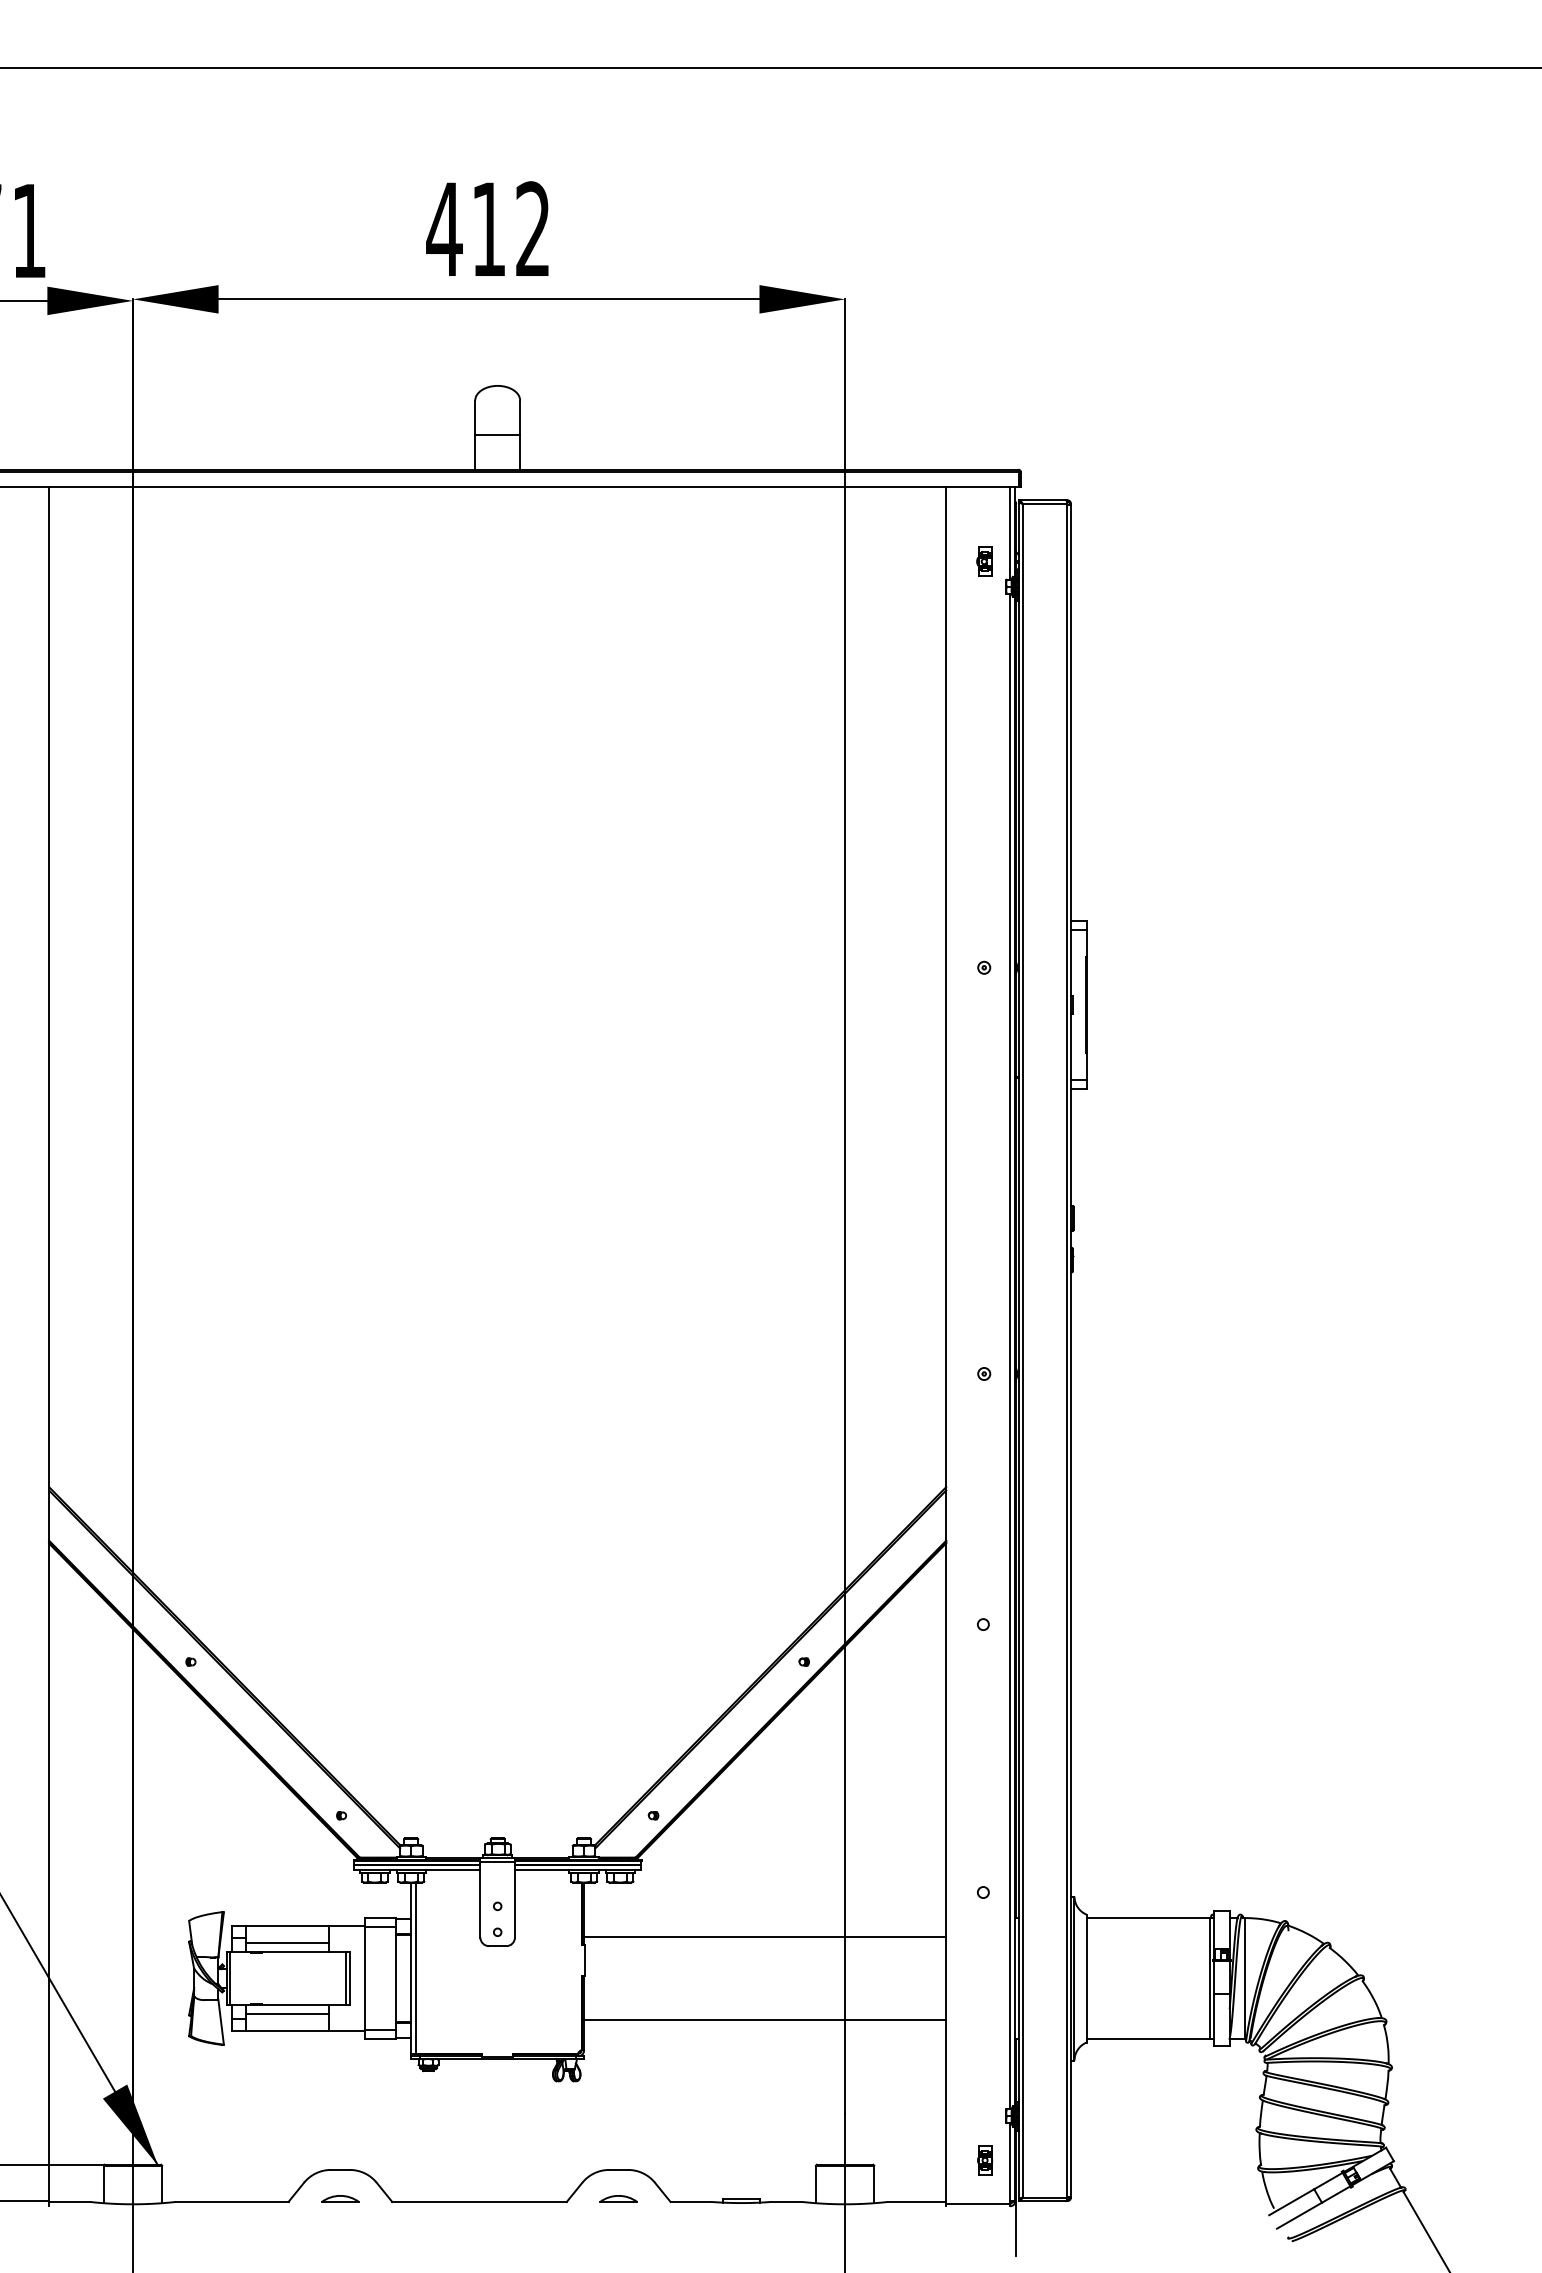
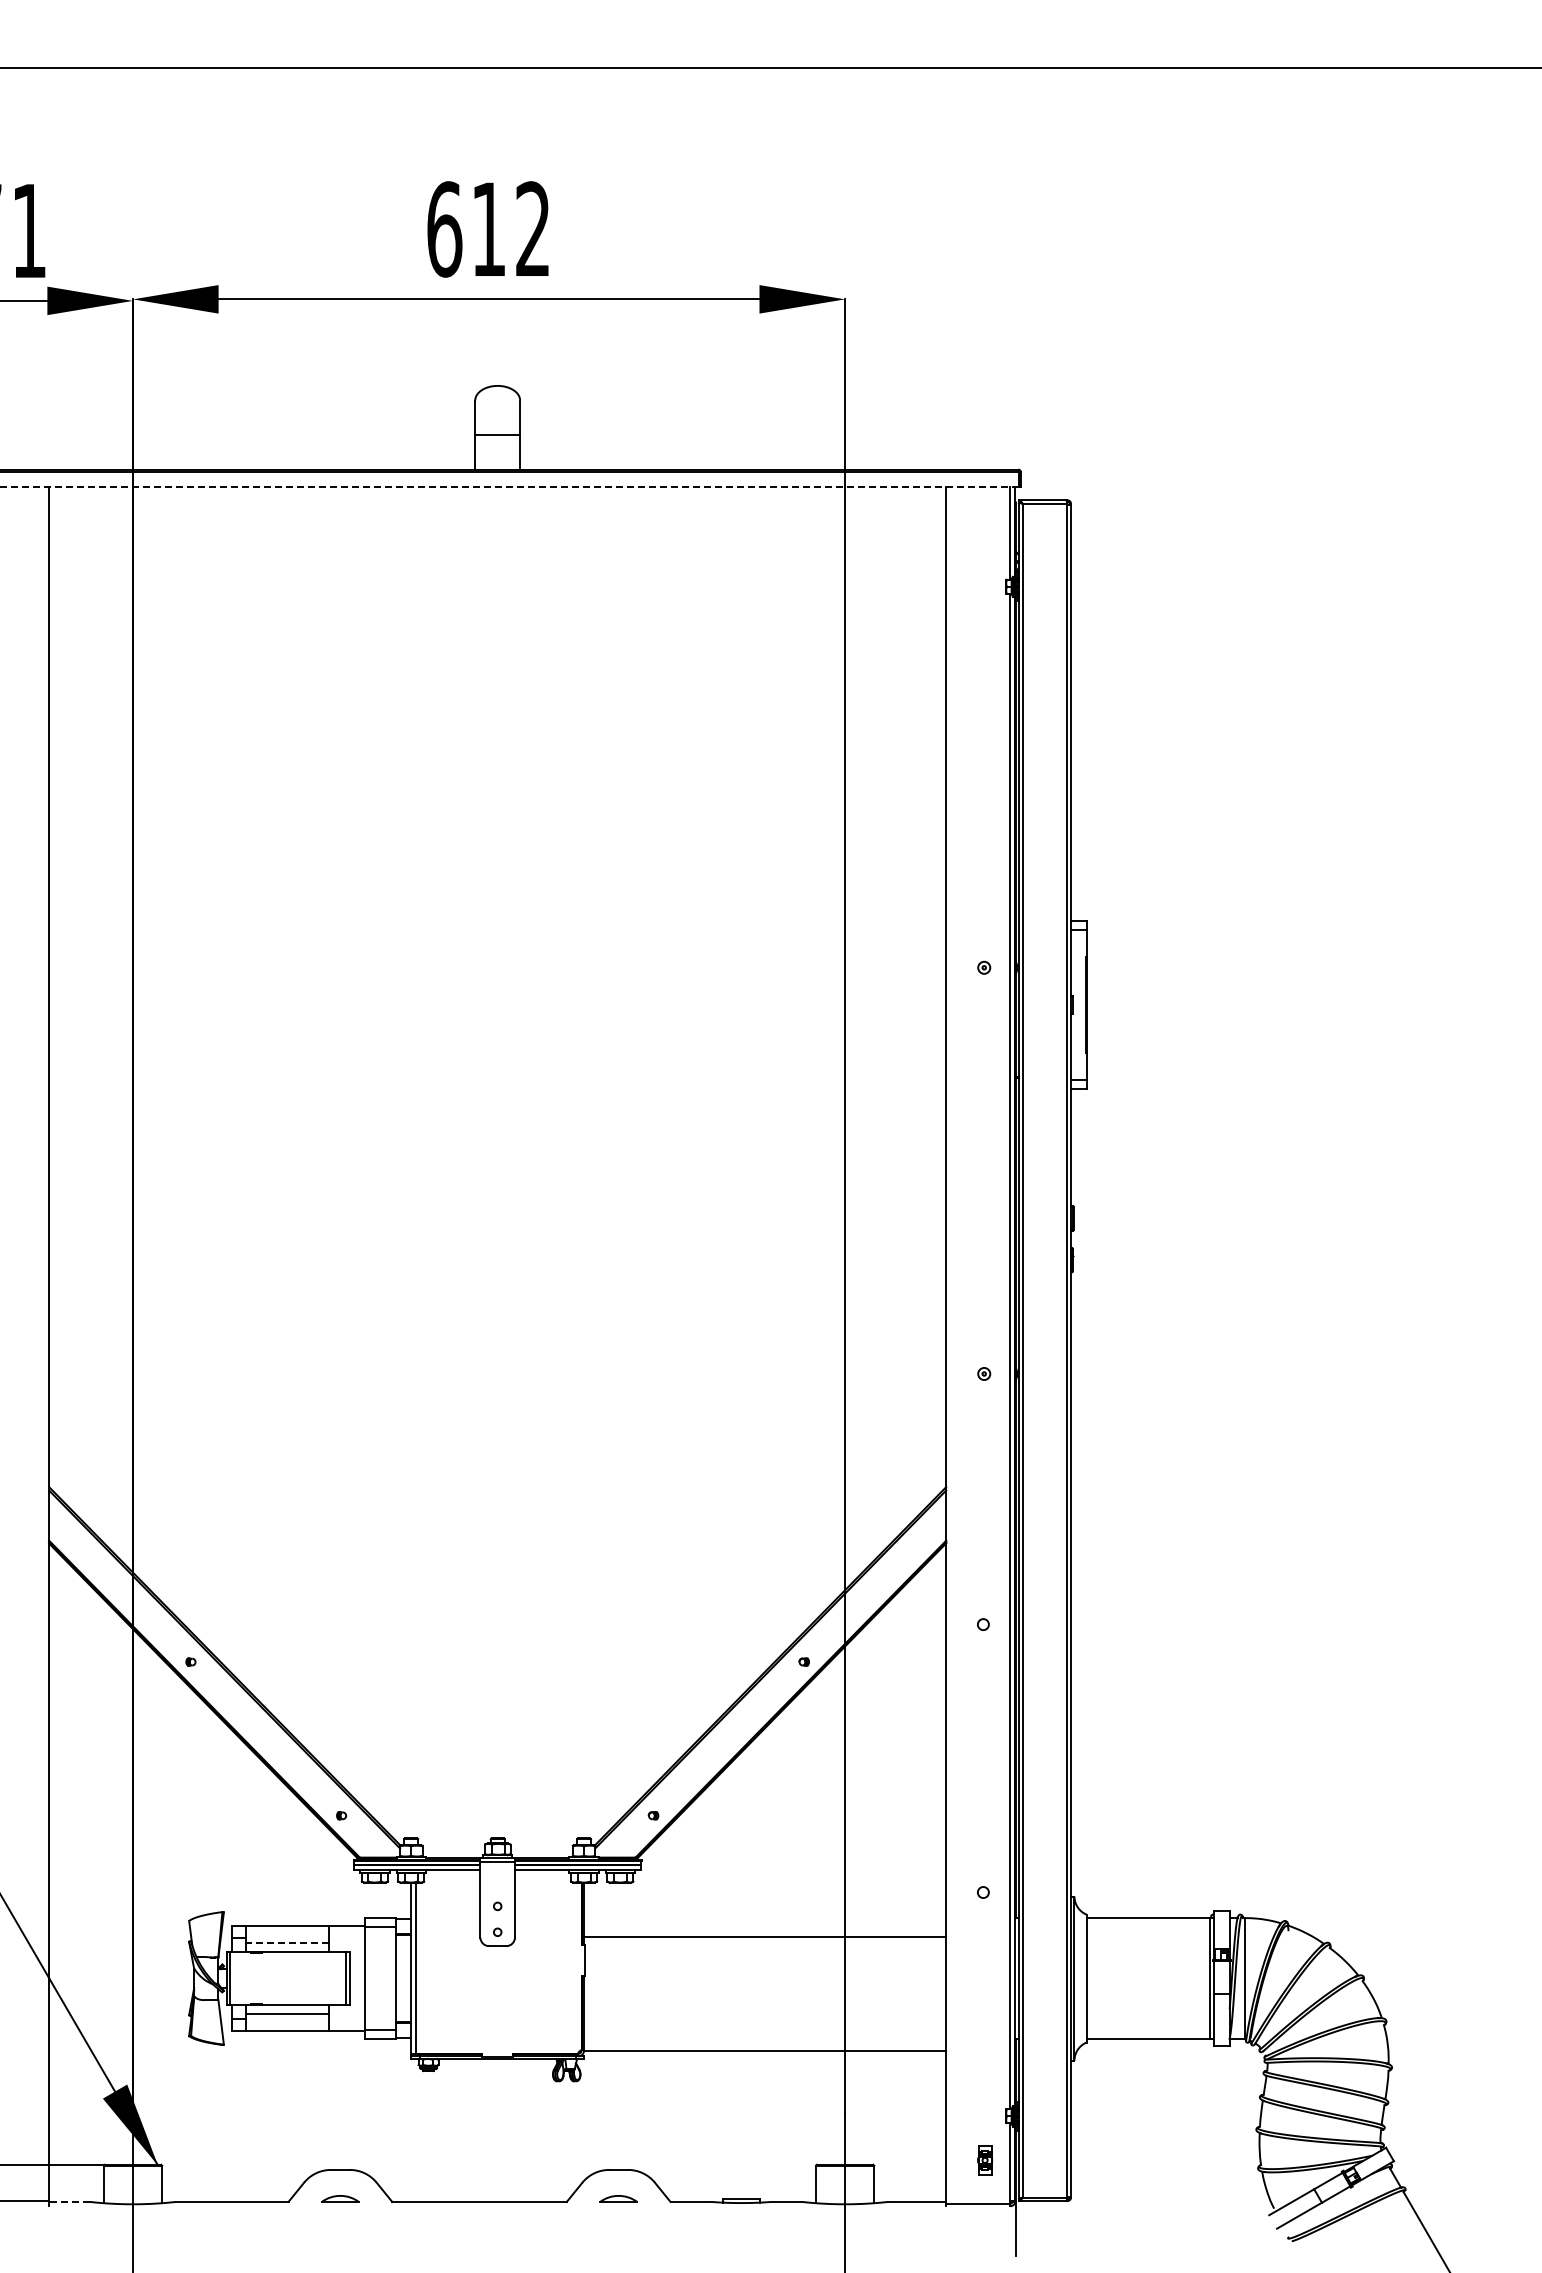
text: 412 -> 612 (444, 229)
line: solid -> dashed (509, 487)
part: present -> none (984, 561)
line: solid -> dashed (287, 1943)
line position: (765, 2020) -> (765, 2051) (765, 2051)
line: solid -> dashed (69, 2201)
